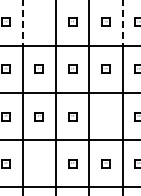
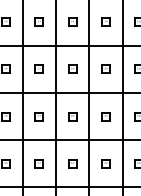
part: none -> present (38, 21)
line: dashed -> solid (22, 23)
line: dashed -> solid (122, 23)
part: none -> present (105, 116)
part: none -> present (38, 163)
